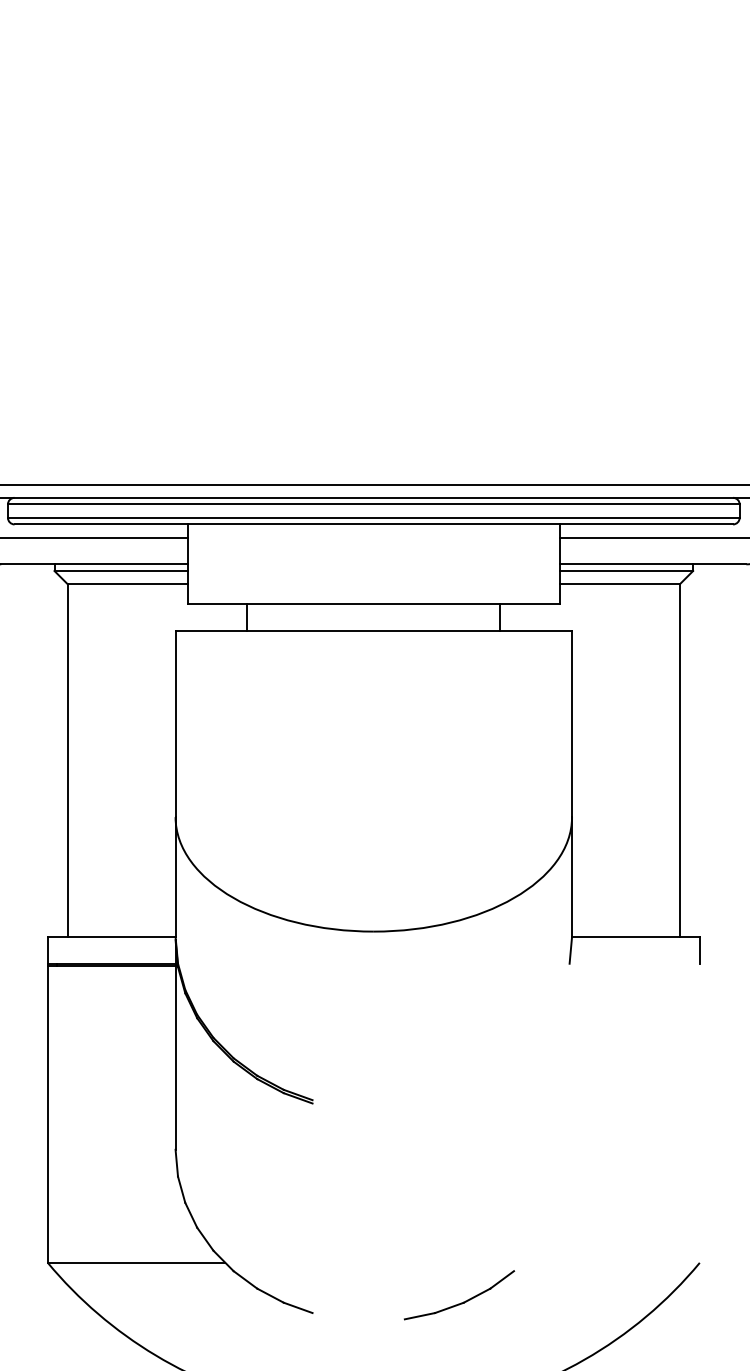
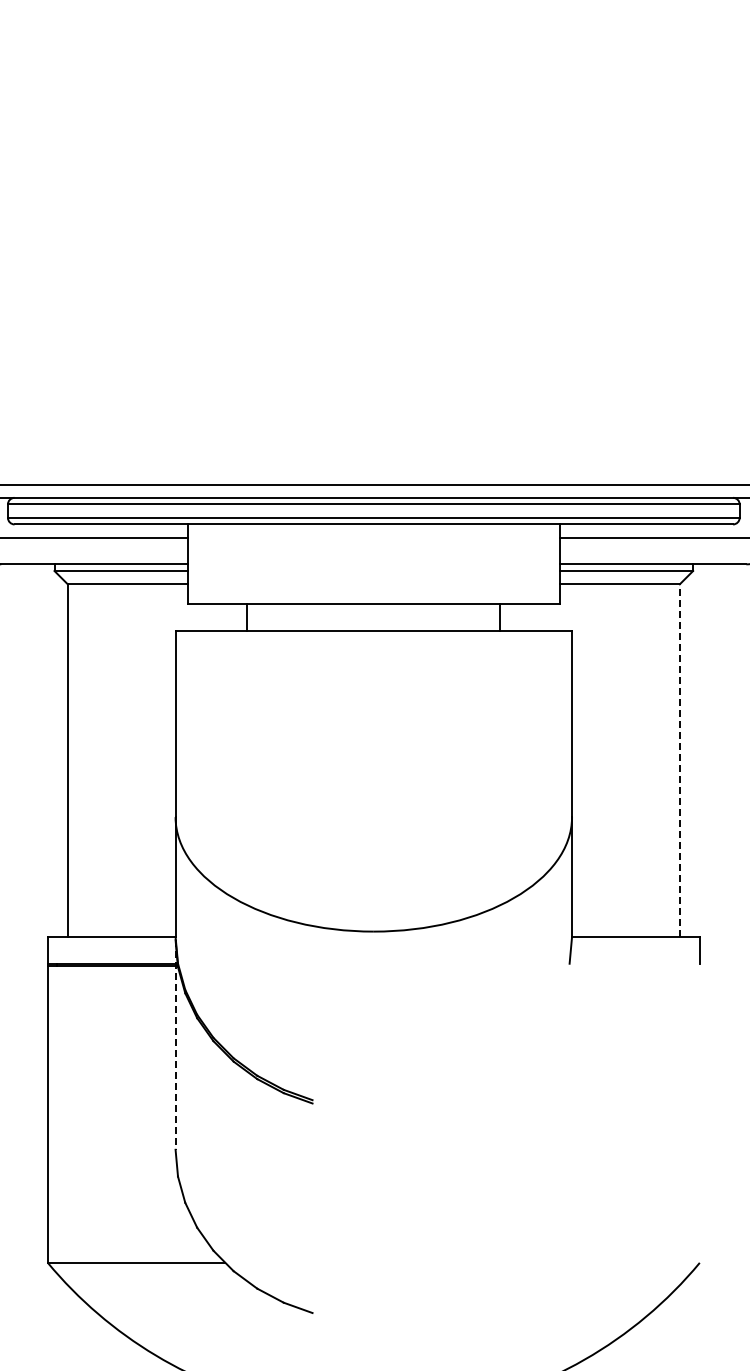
line: solid -> dashed (679, 760)
line: solid -> dashed (175, 1045)
part: present -> none (463, 1301)
